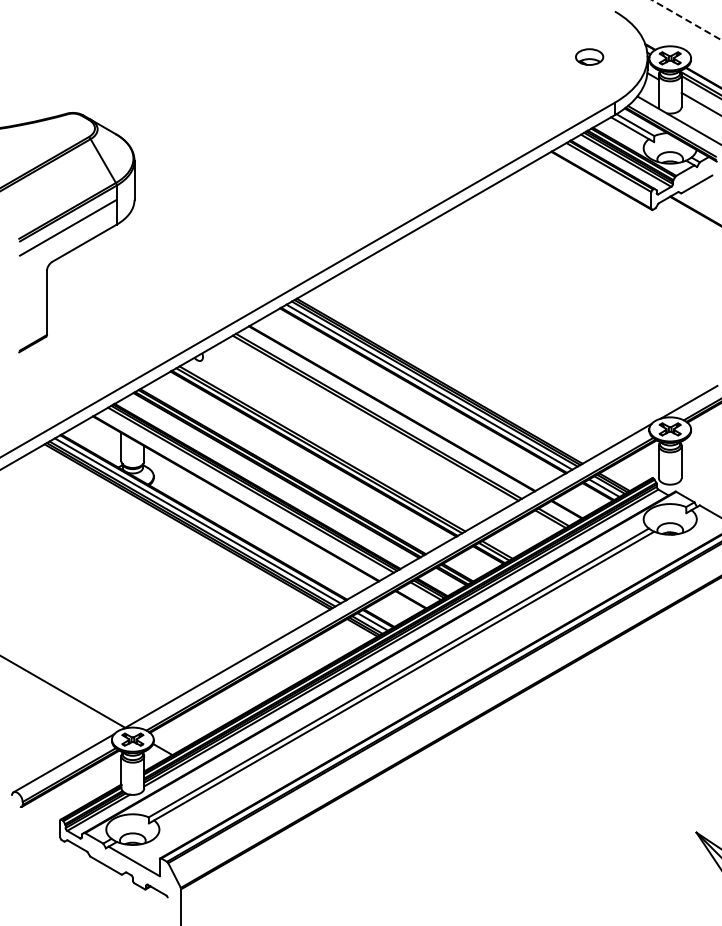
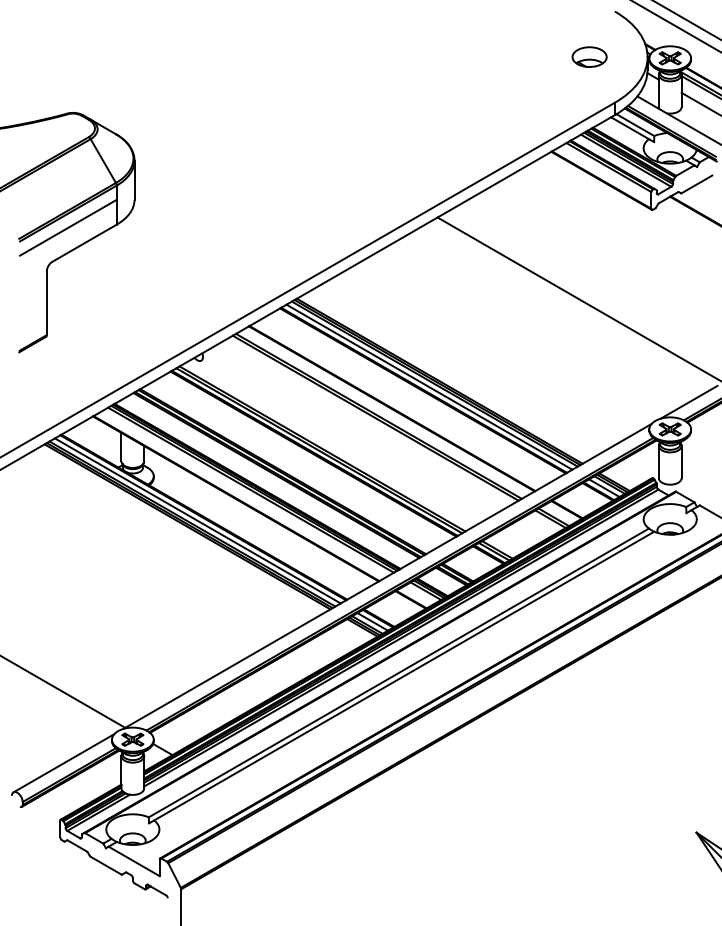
line: dashed -> solid (686, 20)
line: none -> present (676, 26)
part size: 30x18 px -> 37x22 px (589, 56)
line: none -> present (577, 298)
